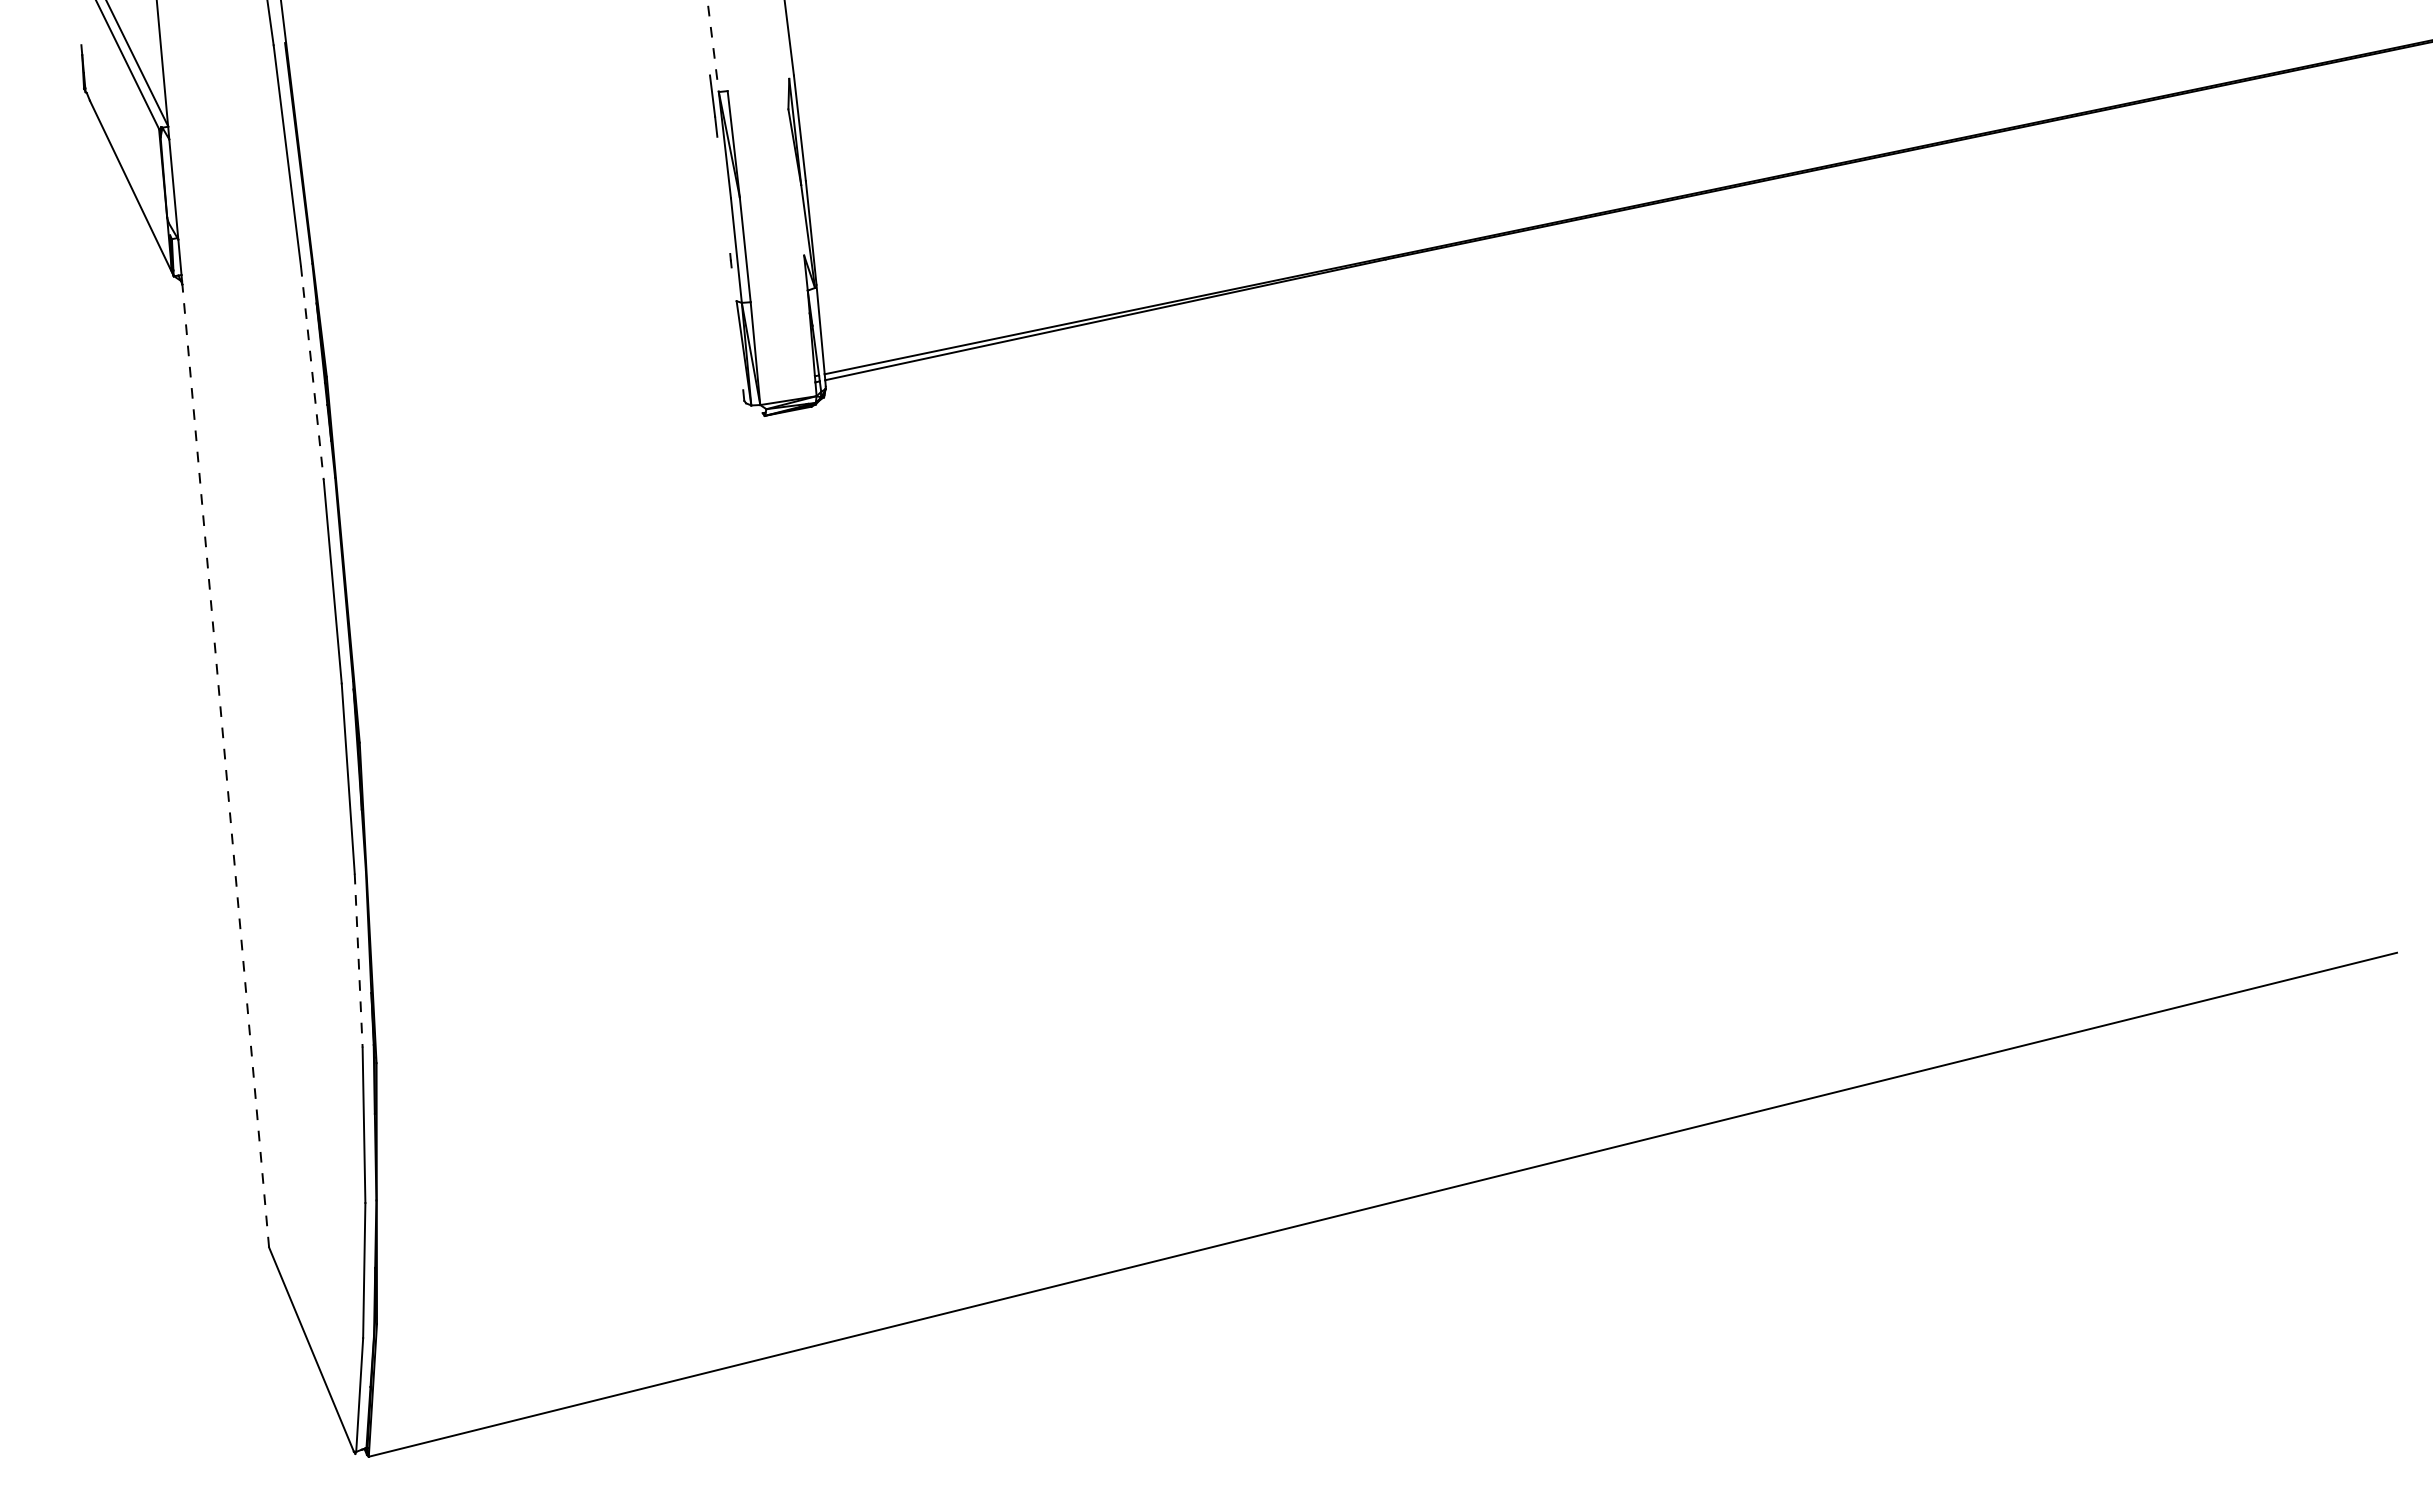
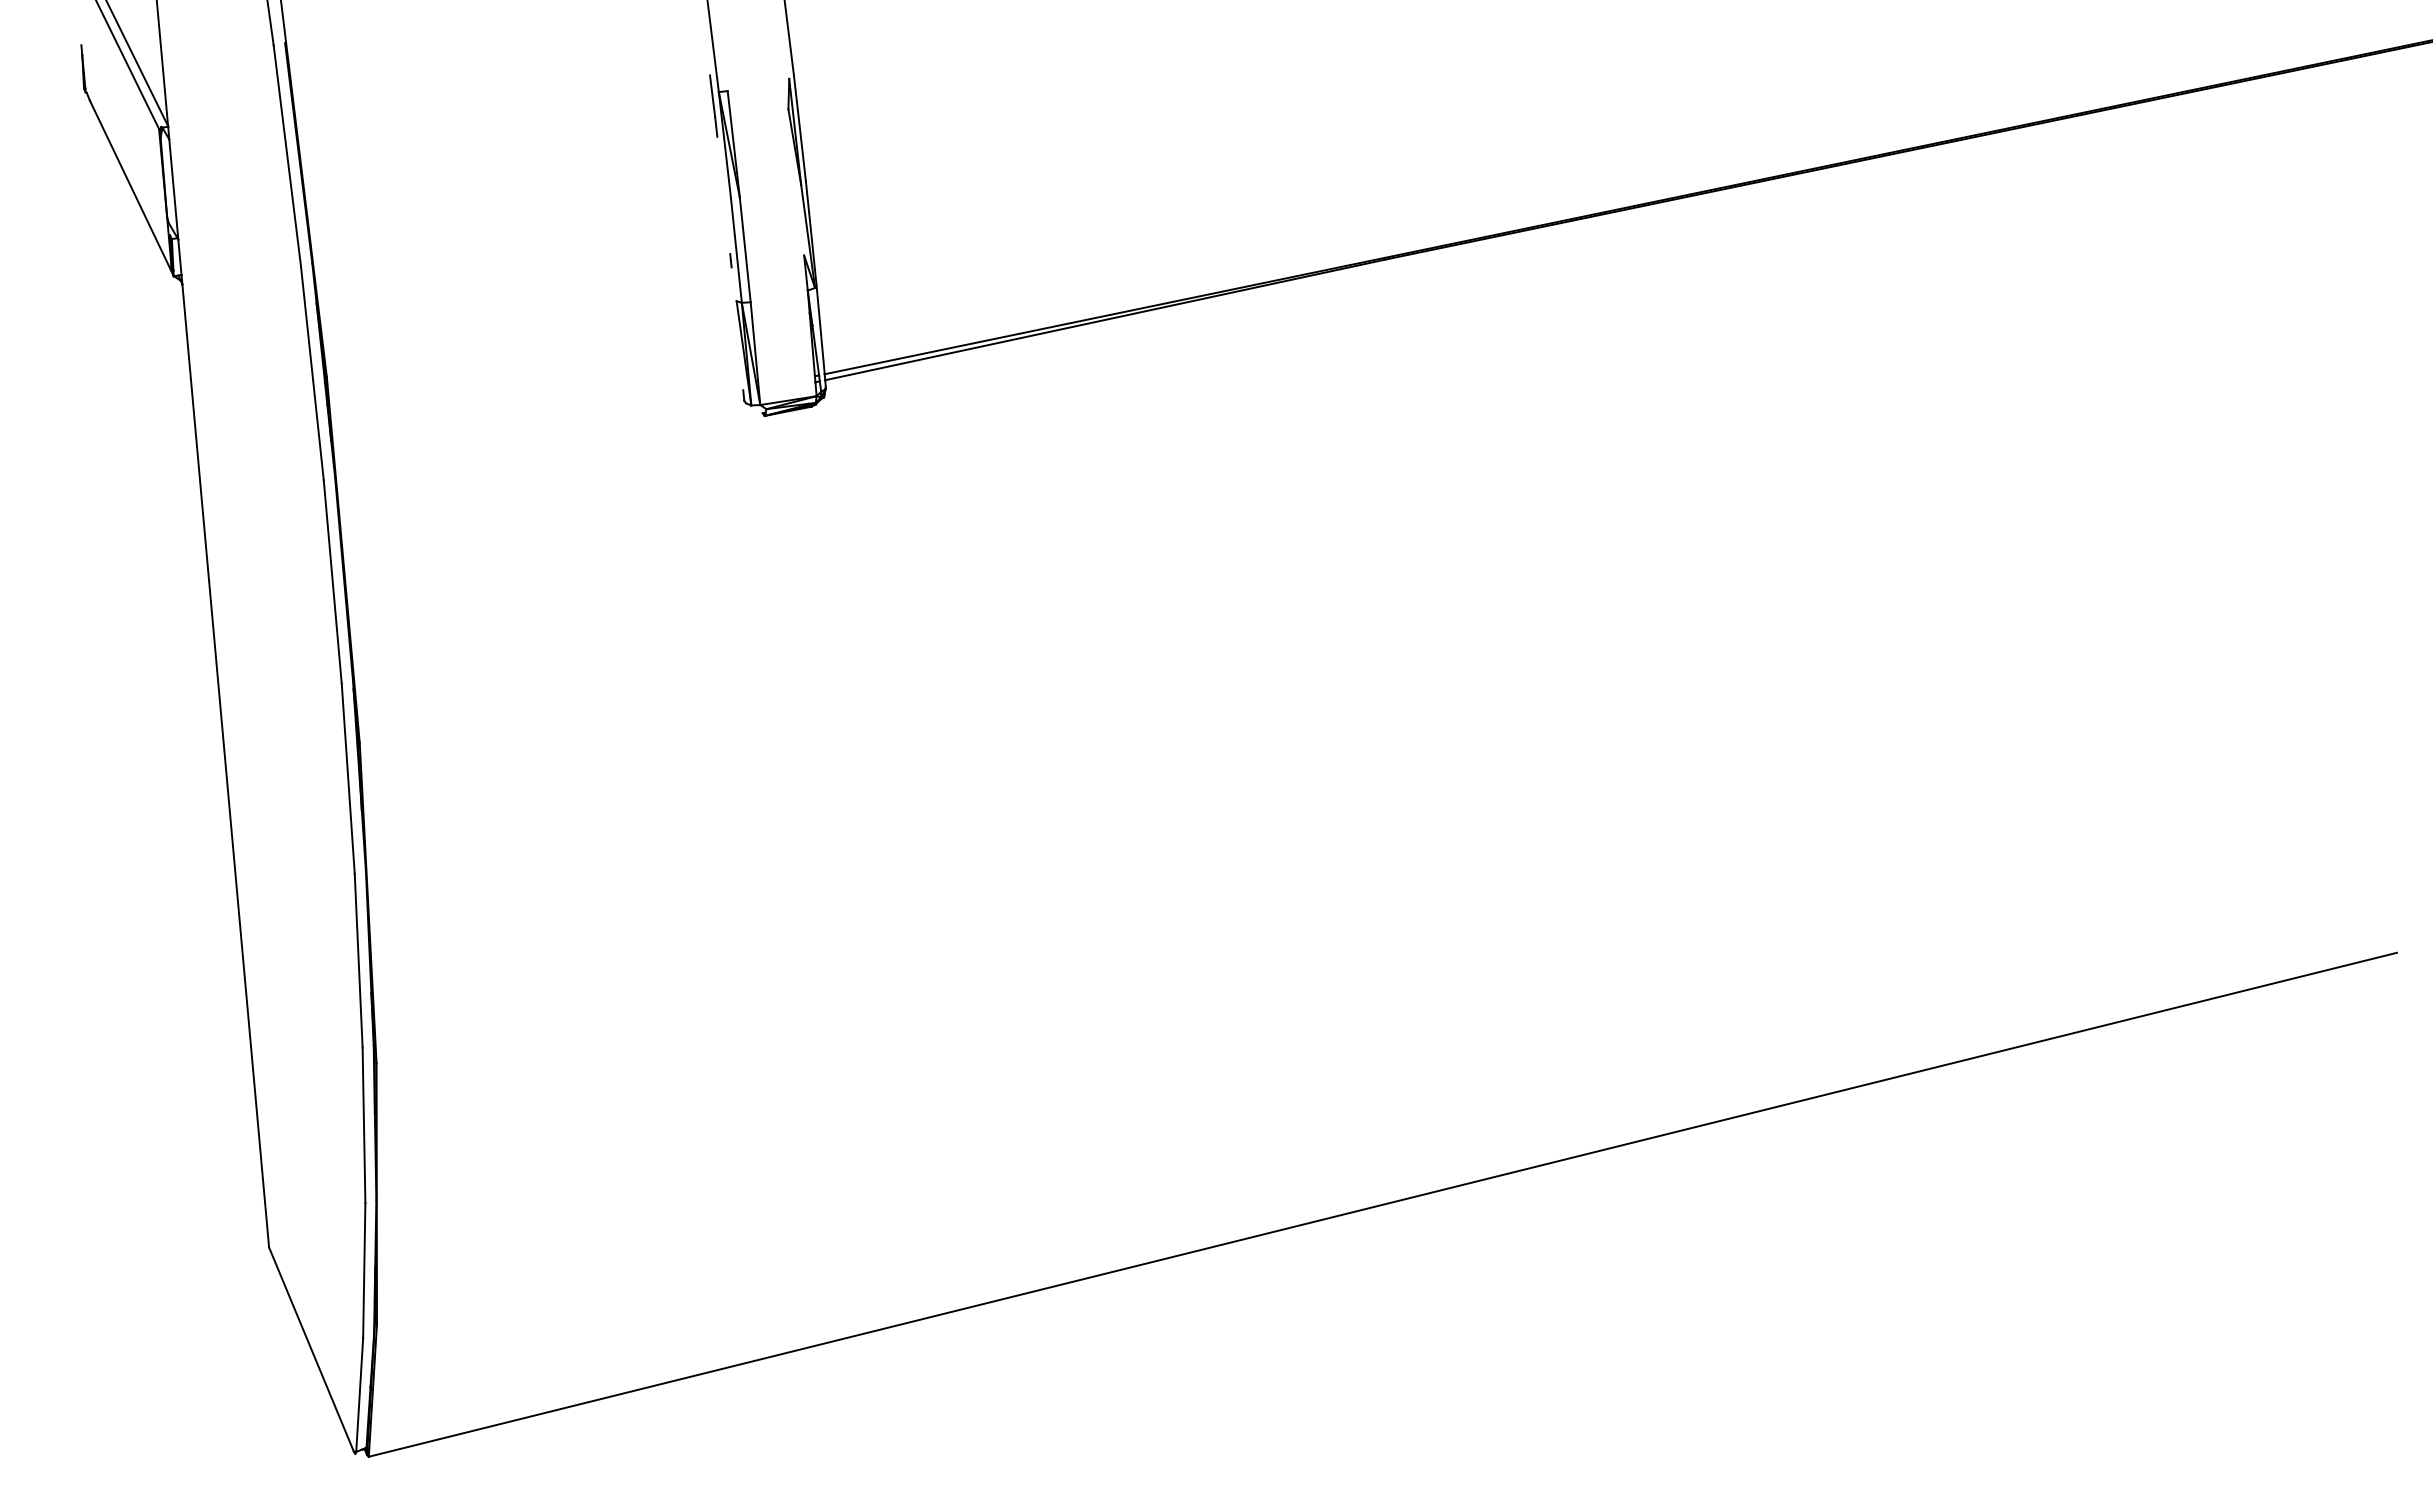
line: dashed -> solid (713, 46)
line: dashed -> solid (312, 373)
line: dashed -> solid (225, 765)
line: dashed -> solid (358, 961)
